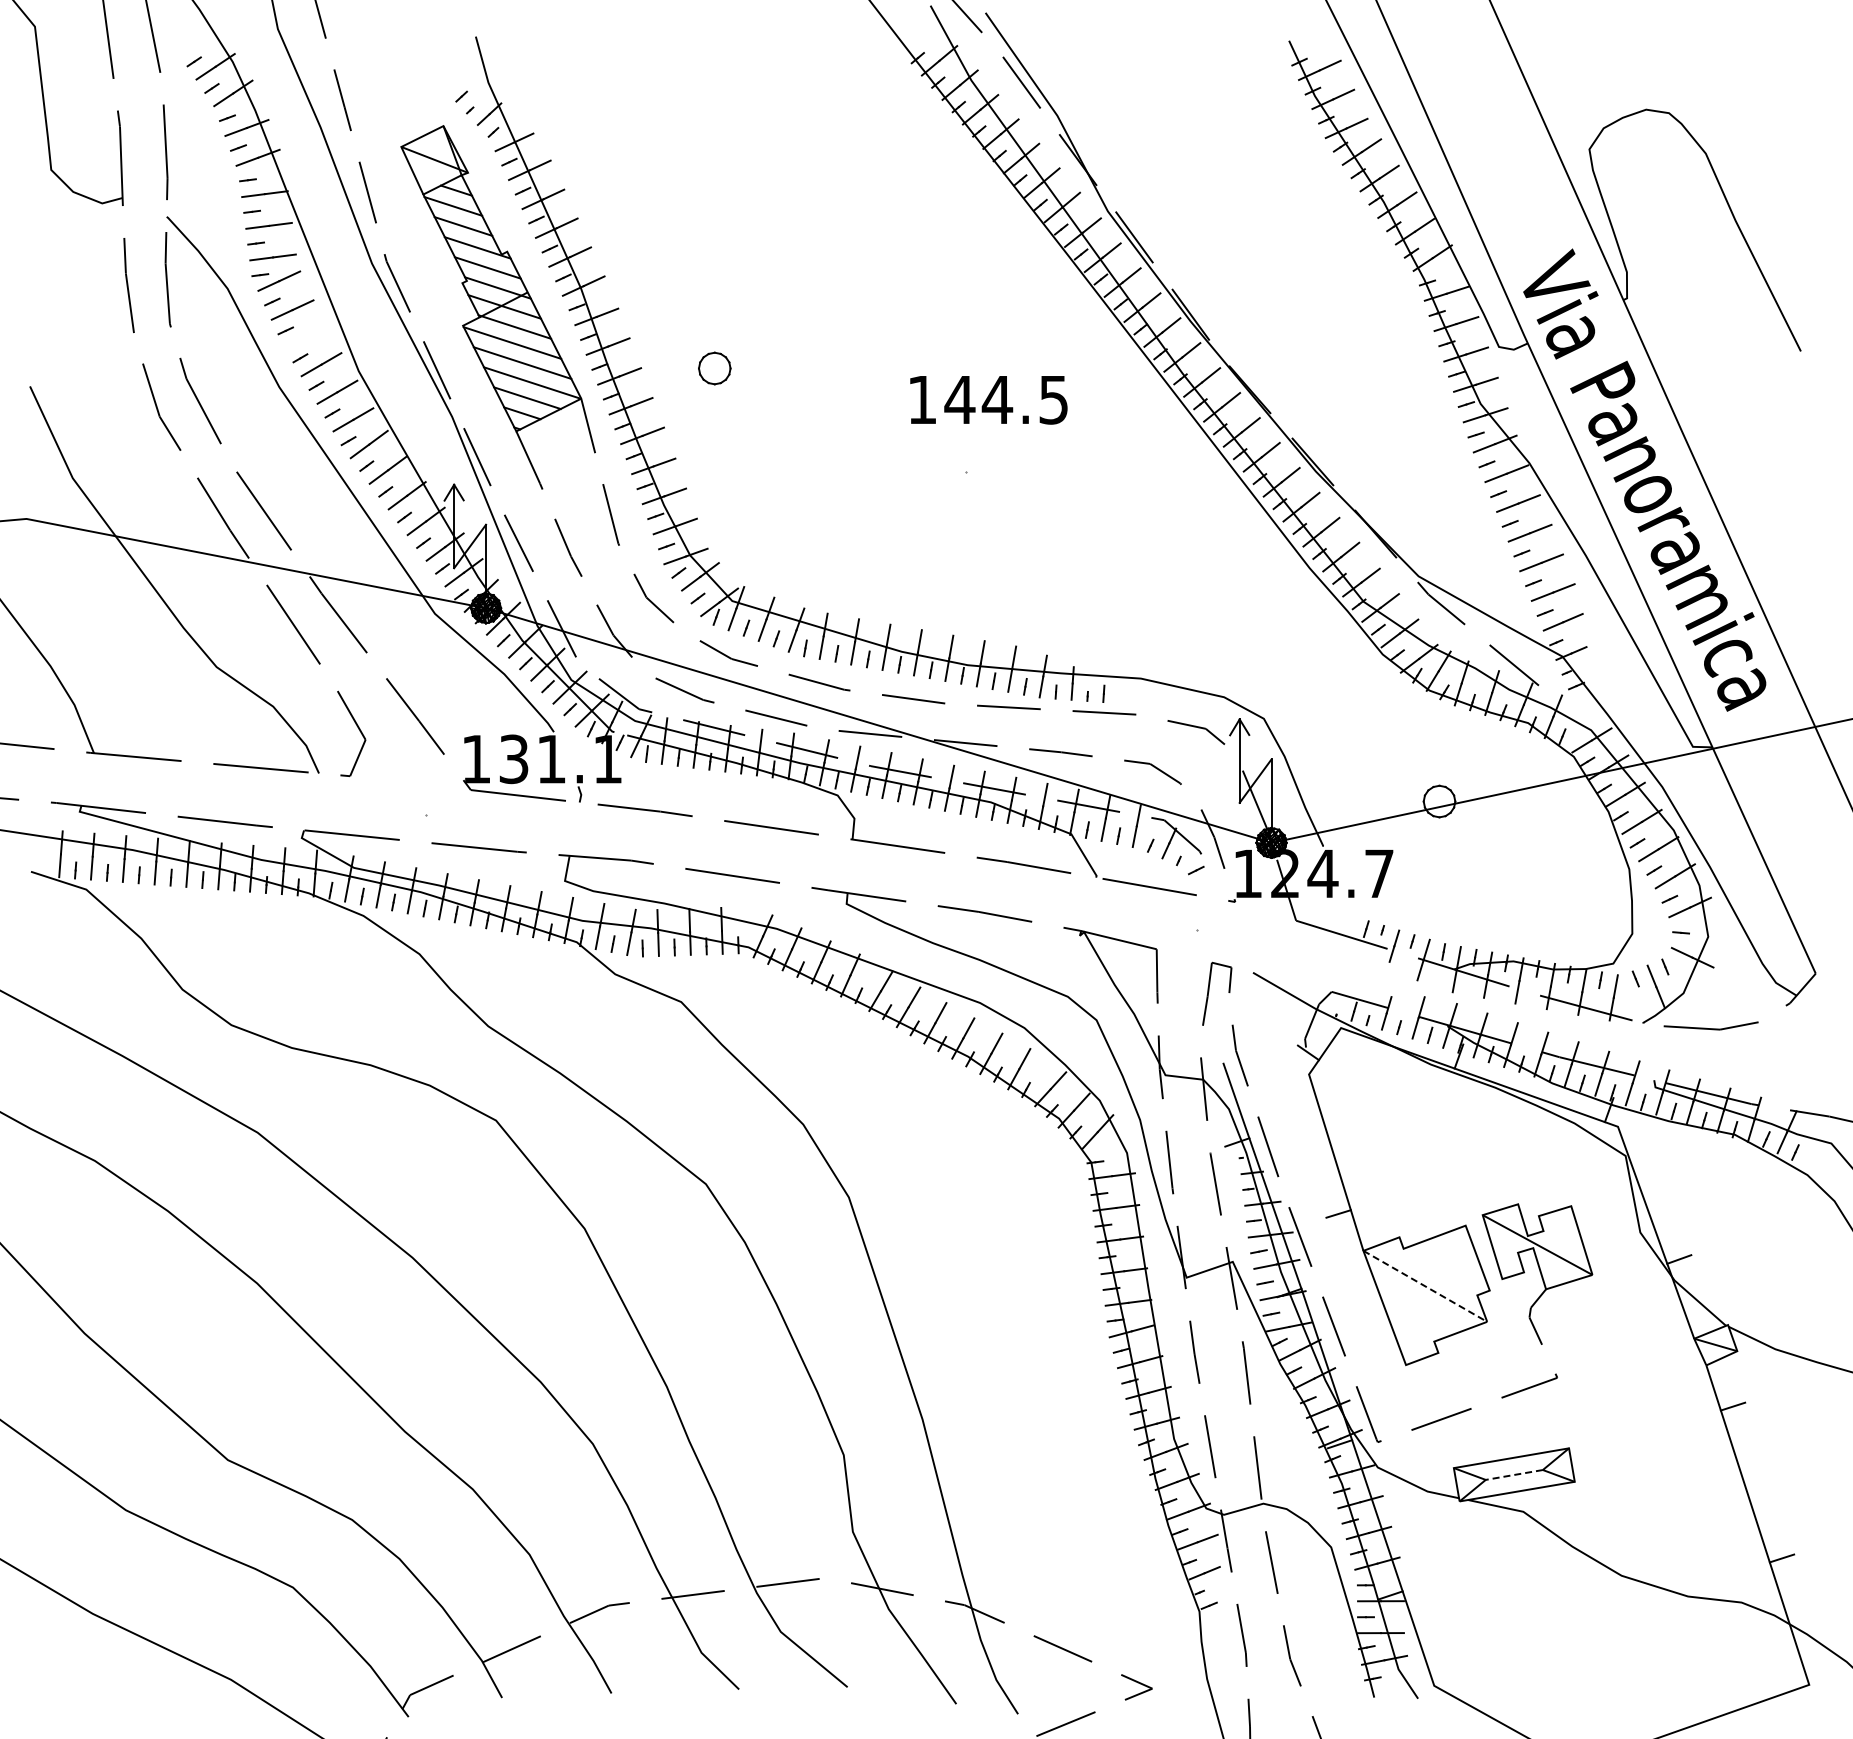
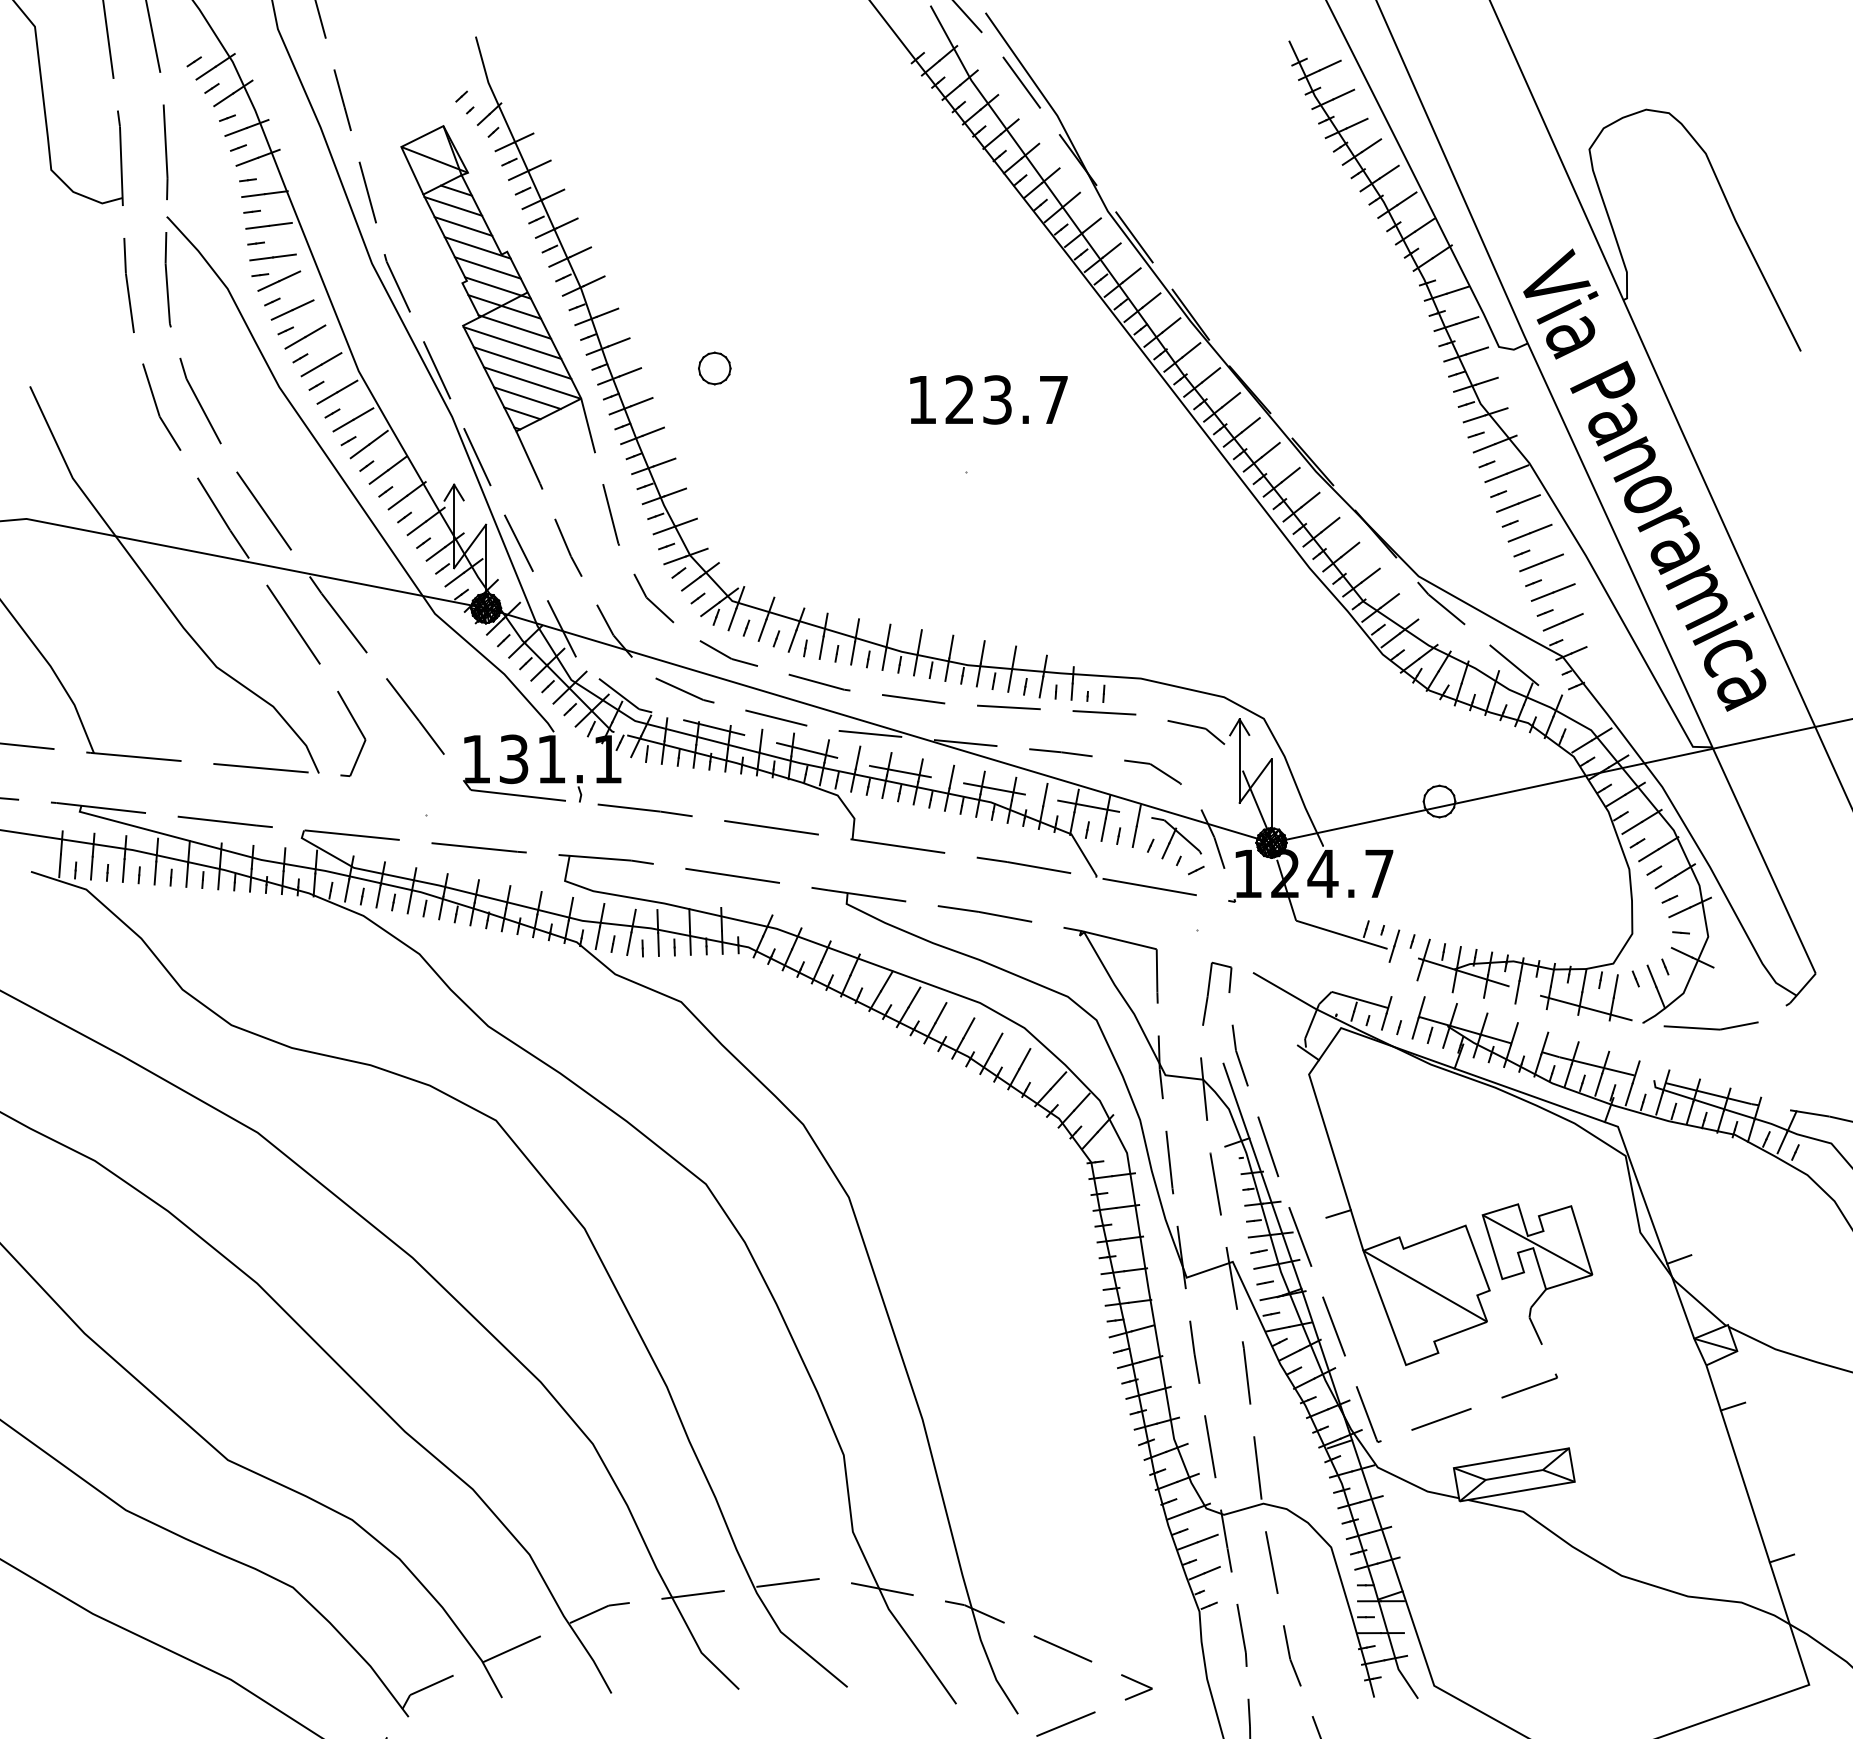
line: none -> present (305, 336)
text: 144.5 -> 123.7 (1005, 399)
line: dashed -> solid (1425, 1286)
line: dashed -> solid (1514, 1474)
